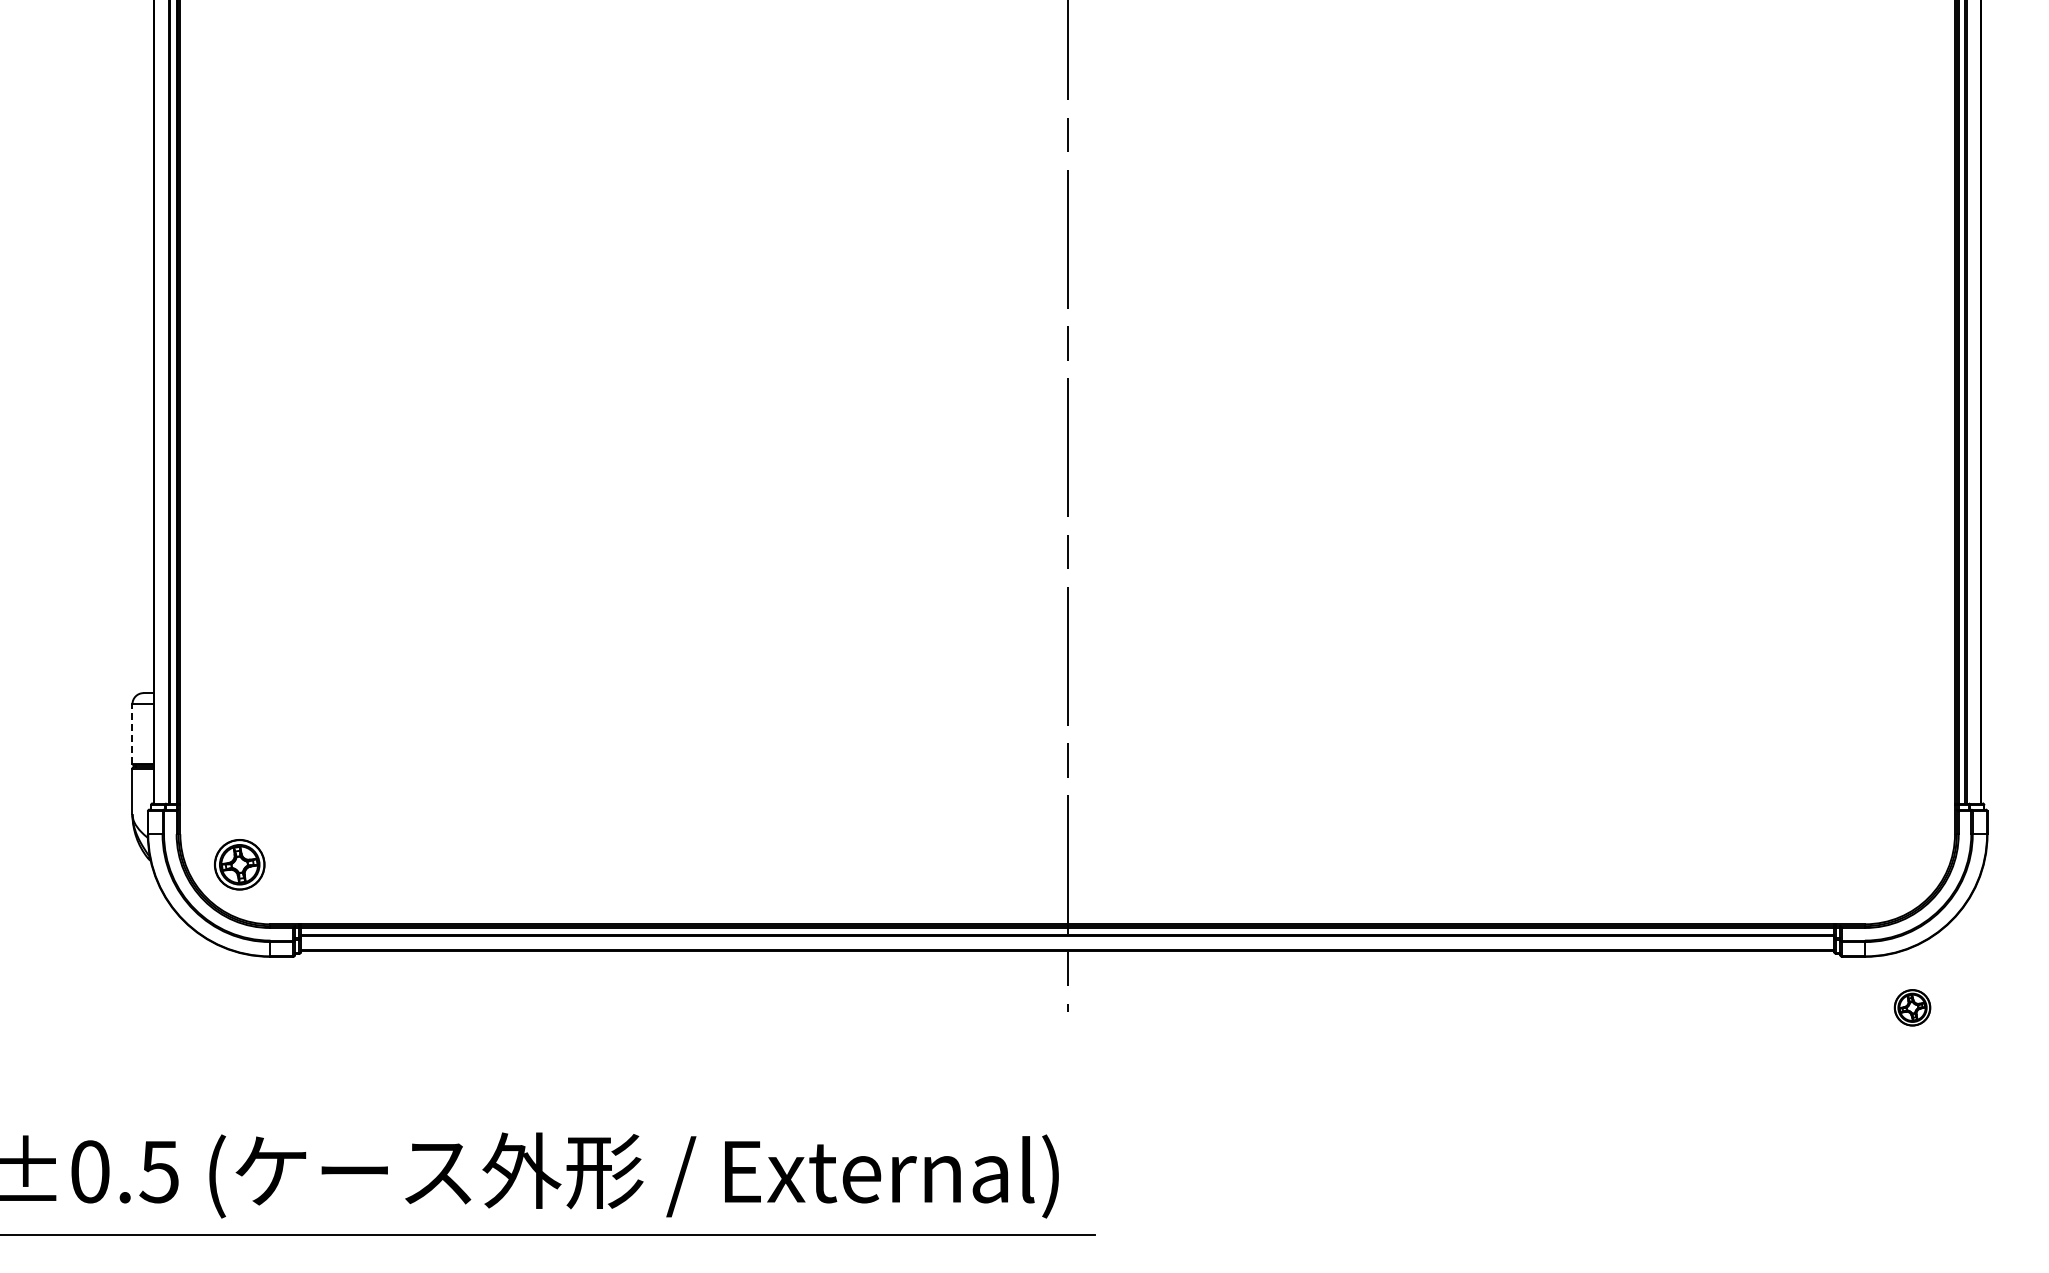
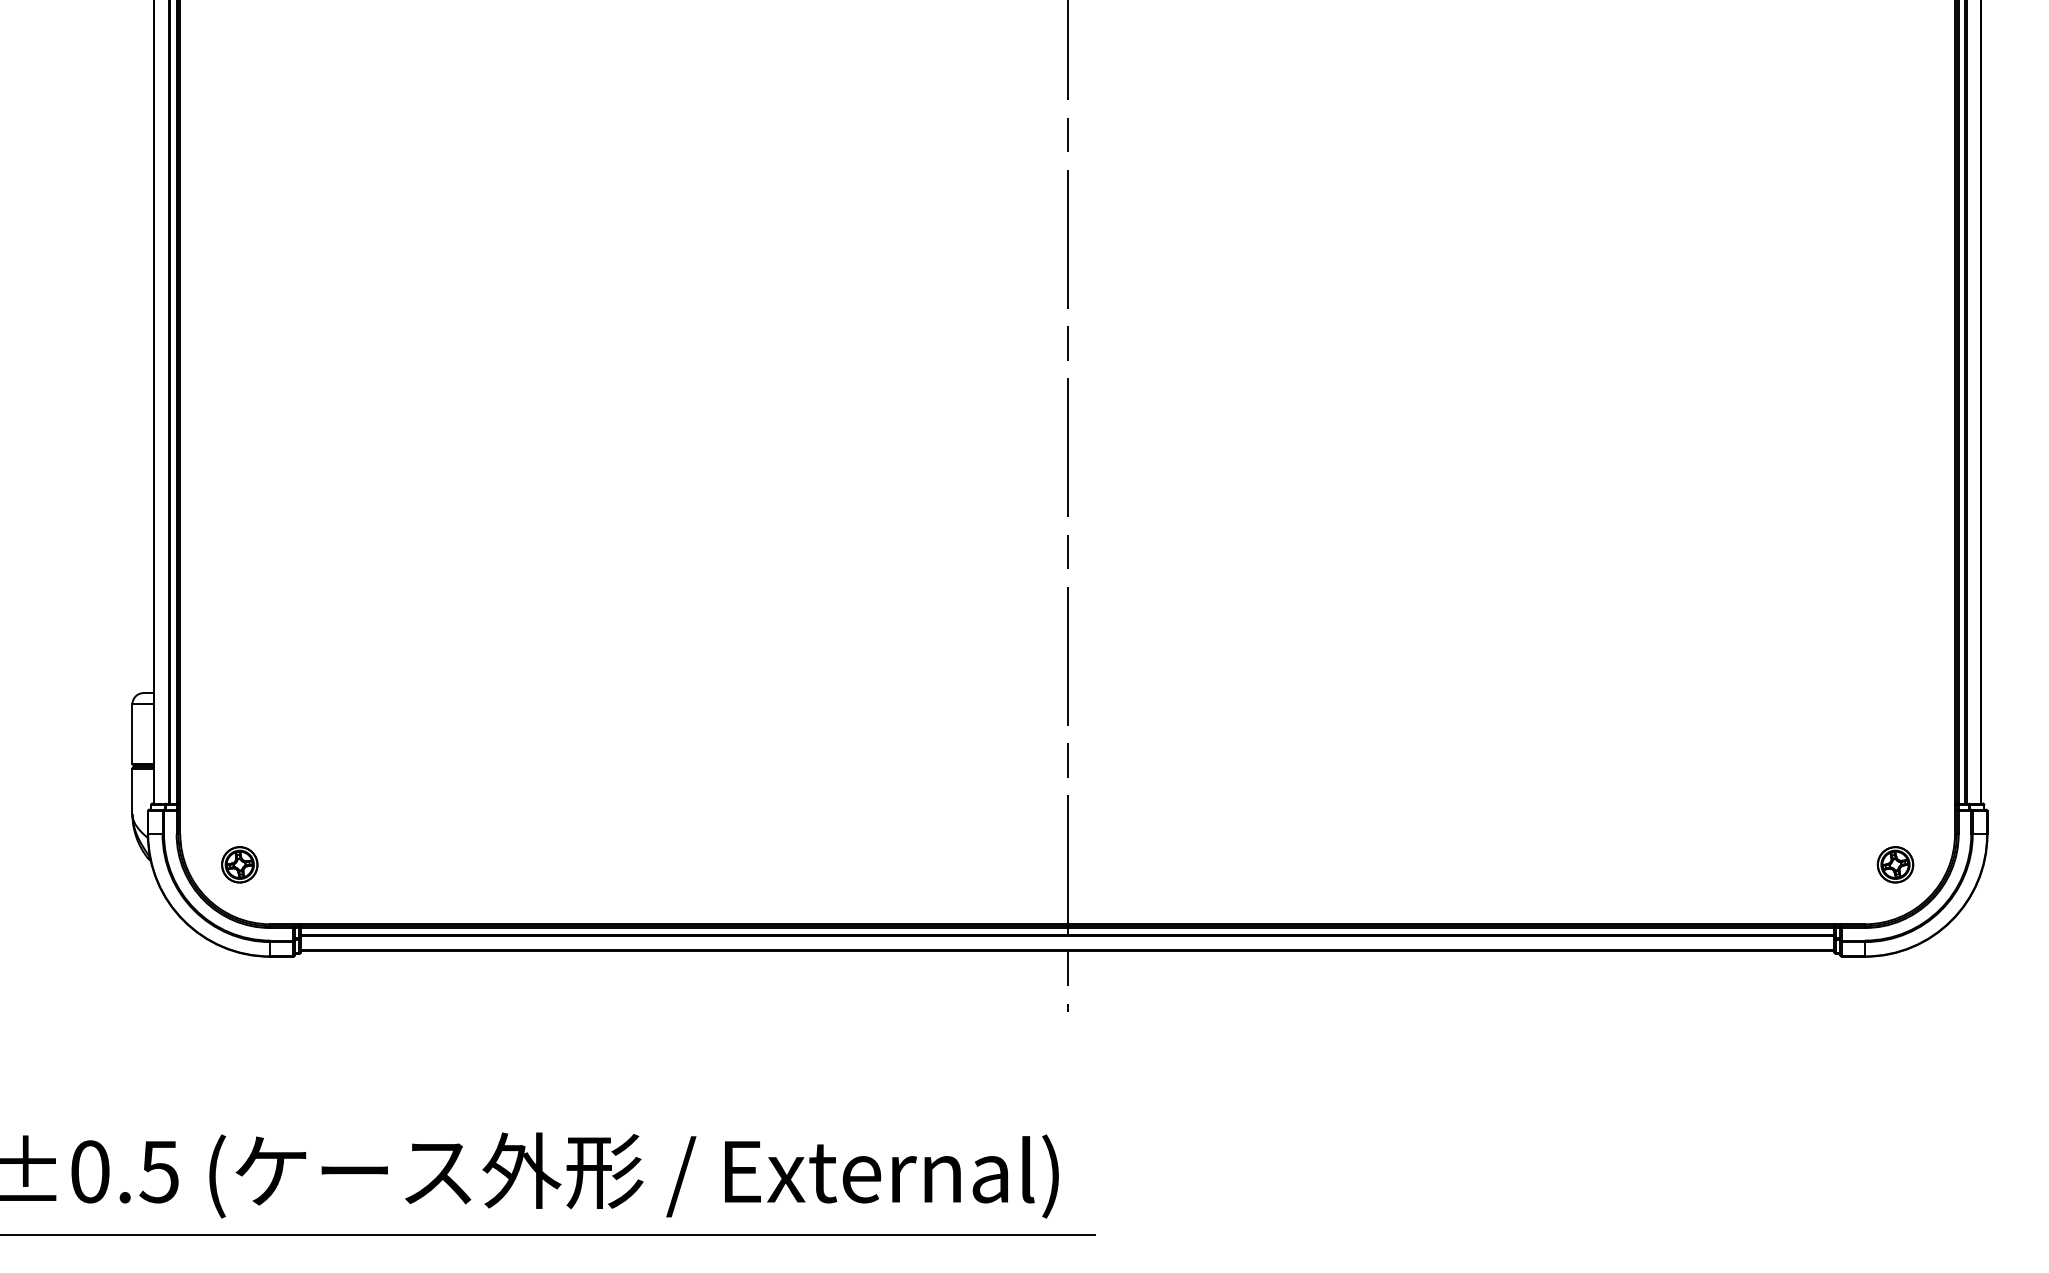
line: dashed -> solid (132, 733)
part size: 52x52 px -> 38x38 px (239, 864)
part position: (1912, 1007) -> (1895, 864) (1895, 864)
